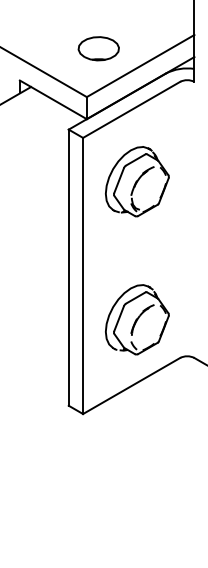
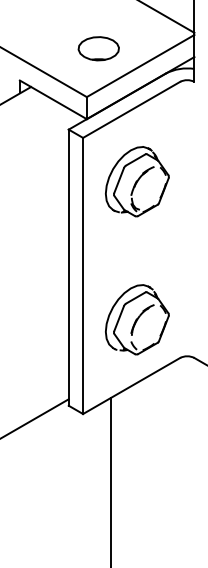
line: none -> present (167, 17)
line: none -> present (35, 418)
line: none -> present (110, 481)
